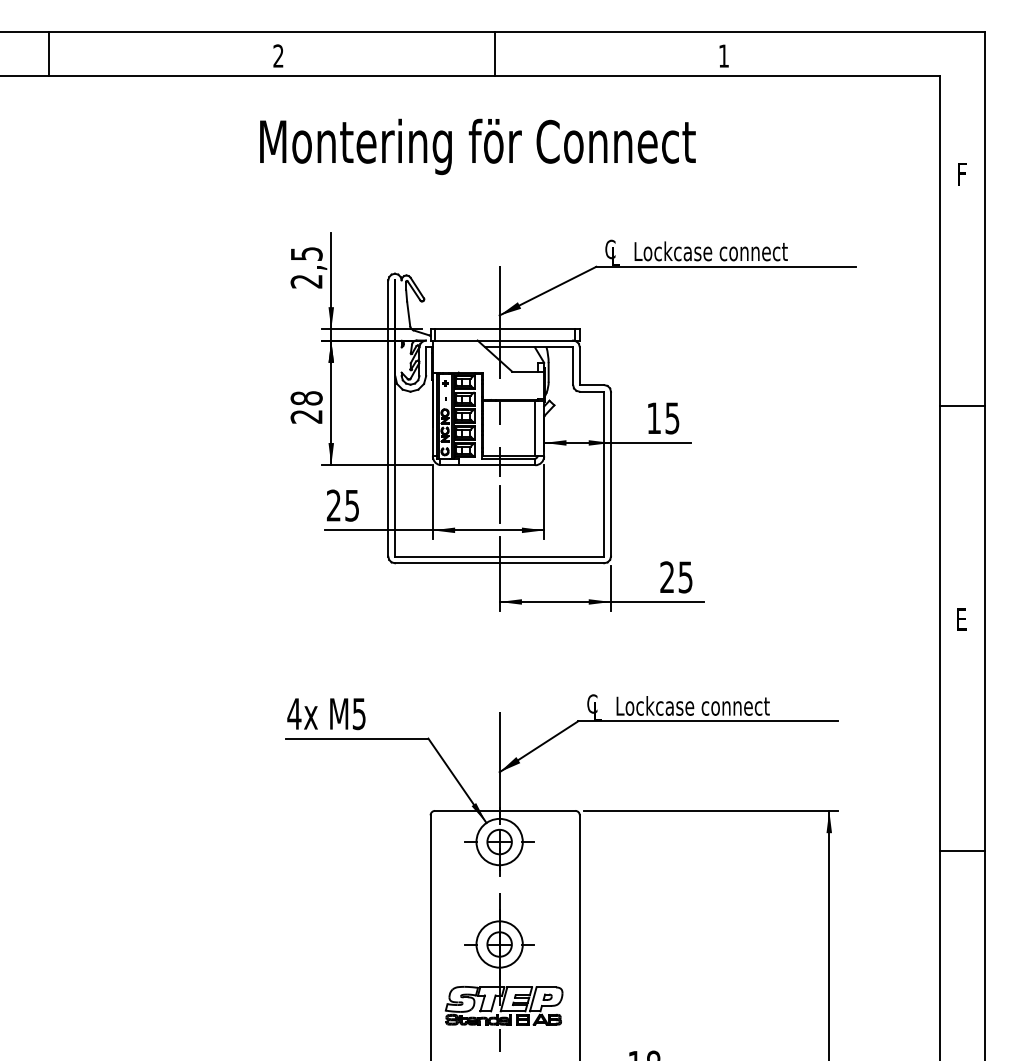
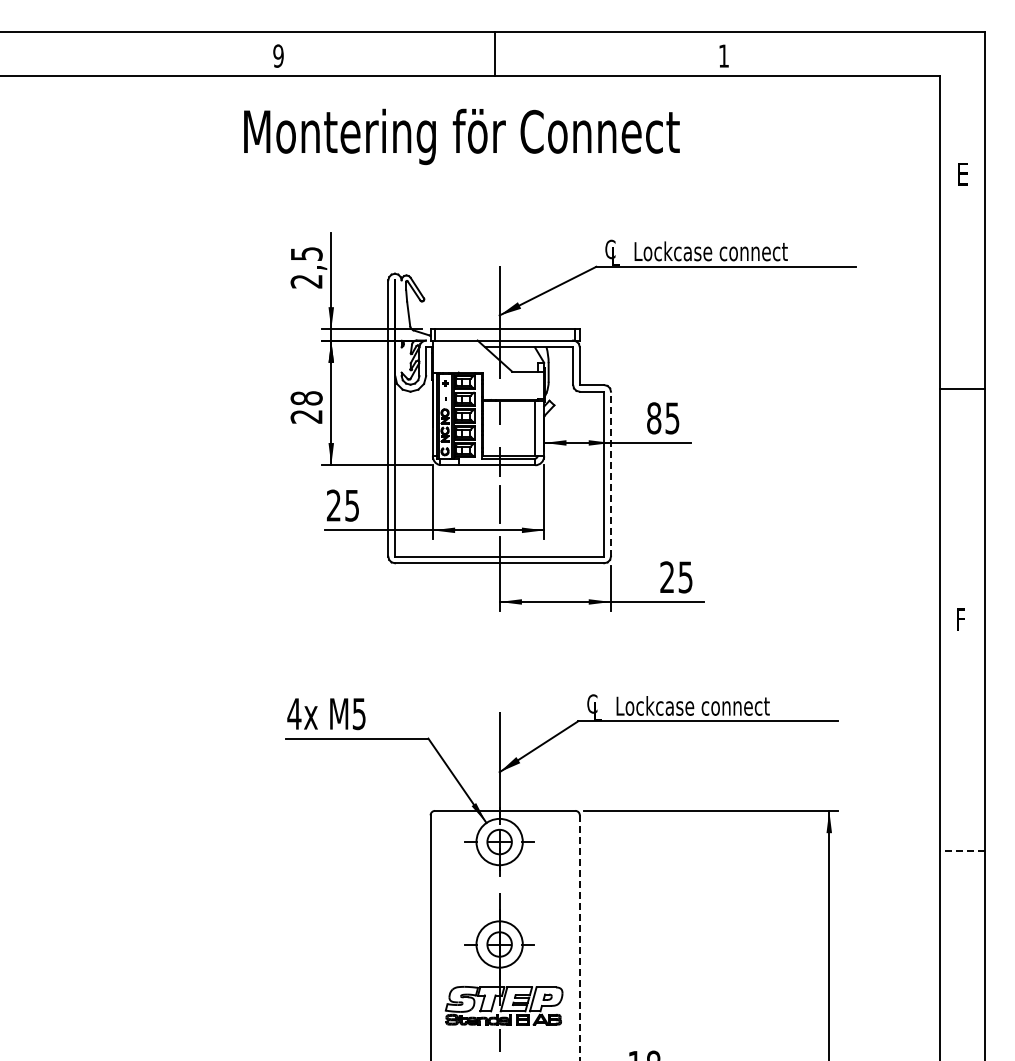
line: present -> none (49, 53)
text: 2 -> 9 (278, 55)
text position: (477, 146) -> (461, 136) (461, 136)
text: F -> E (963, 174)
line position: (962, 405) -> (962, 388) (962, 388)
text: 15 -> 85 (654, 418)
line: solid -> dashed (611, 473)
text: E -> F (962, 619)
line: solid -> dashed (961, 851)
line: solid -> dashed (579, 938)
